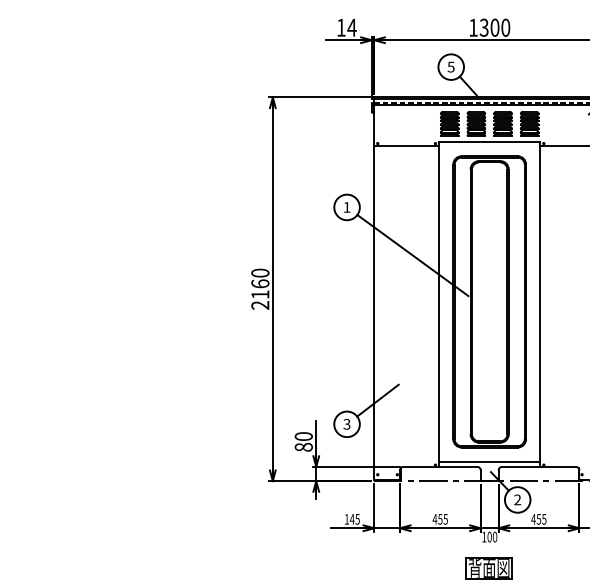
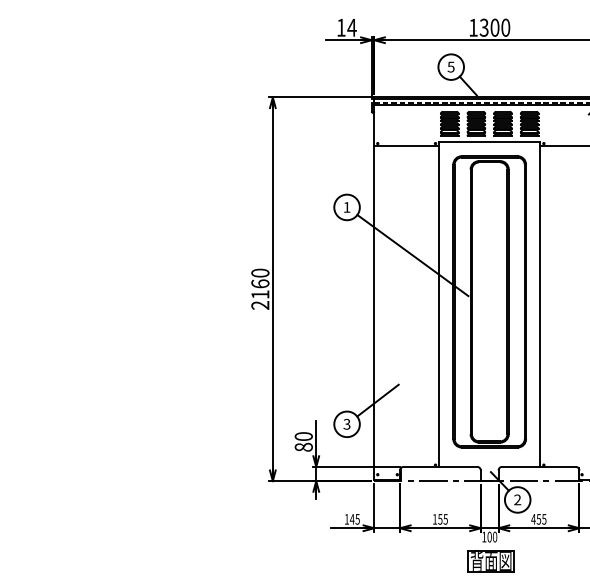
line: present -> none (489, 461)
text: 455 -> 155 (434, 519)
part position: (488, 568) -> (490, 561) (490, 561)
